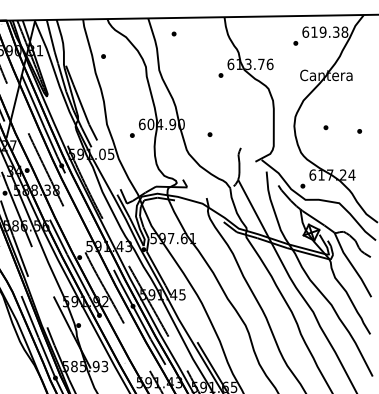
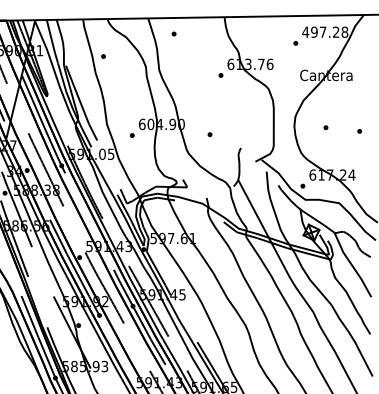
text: 619.38 -> 497.28 (320, 31)
